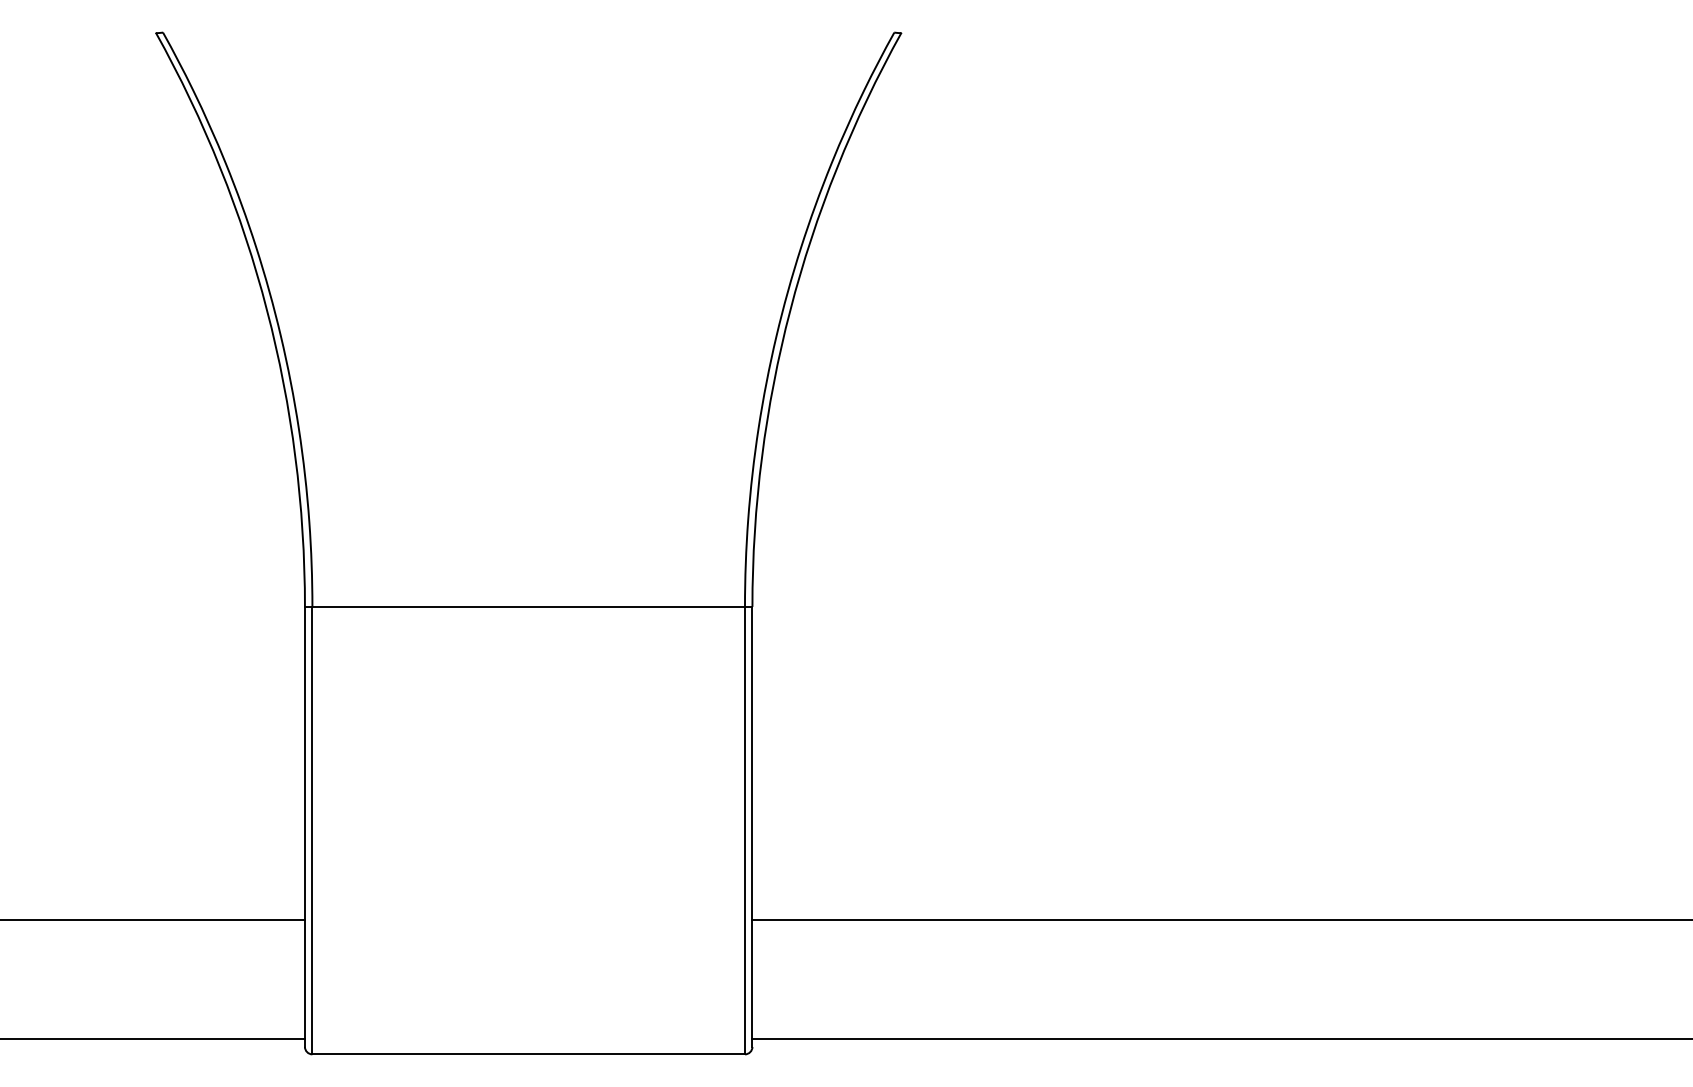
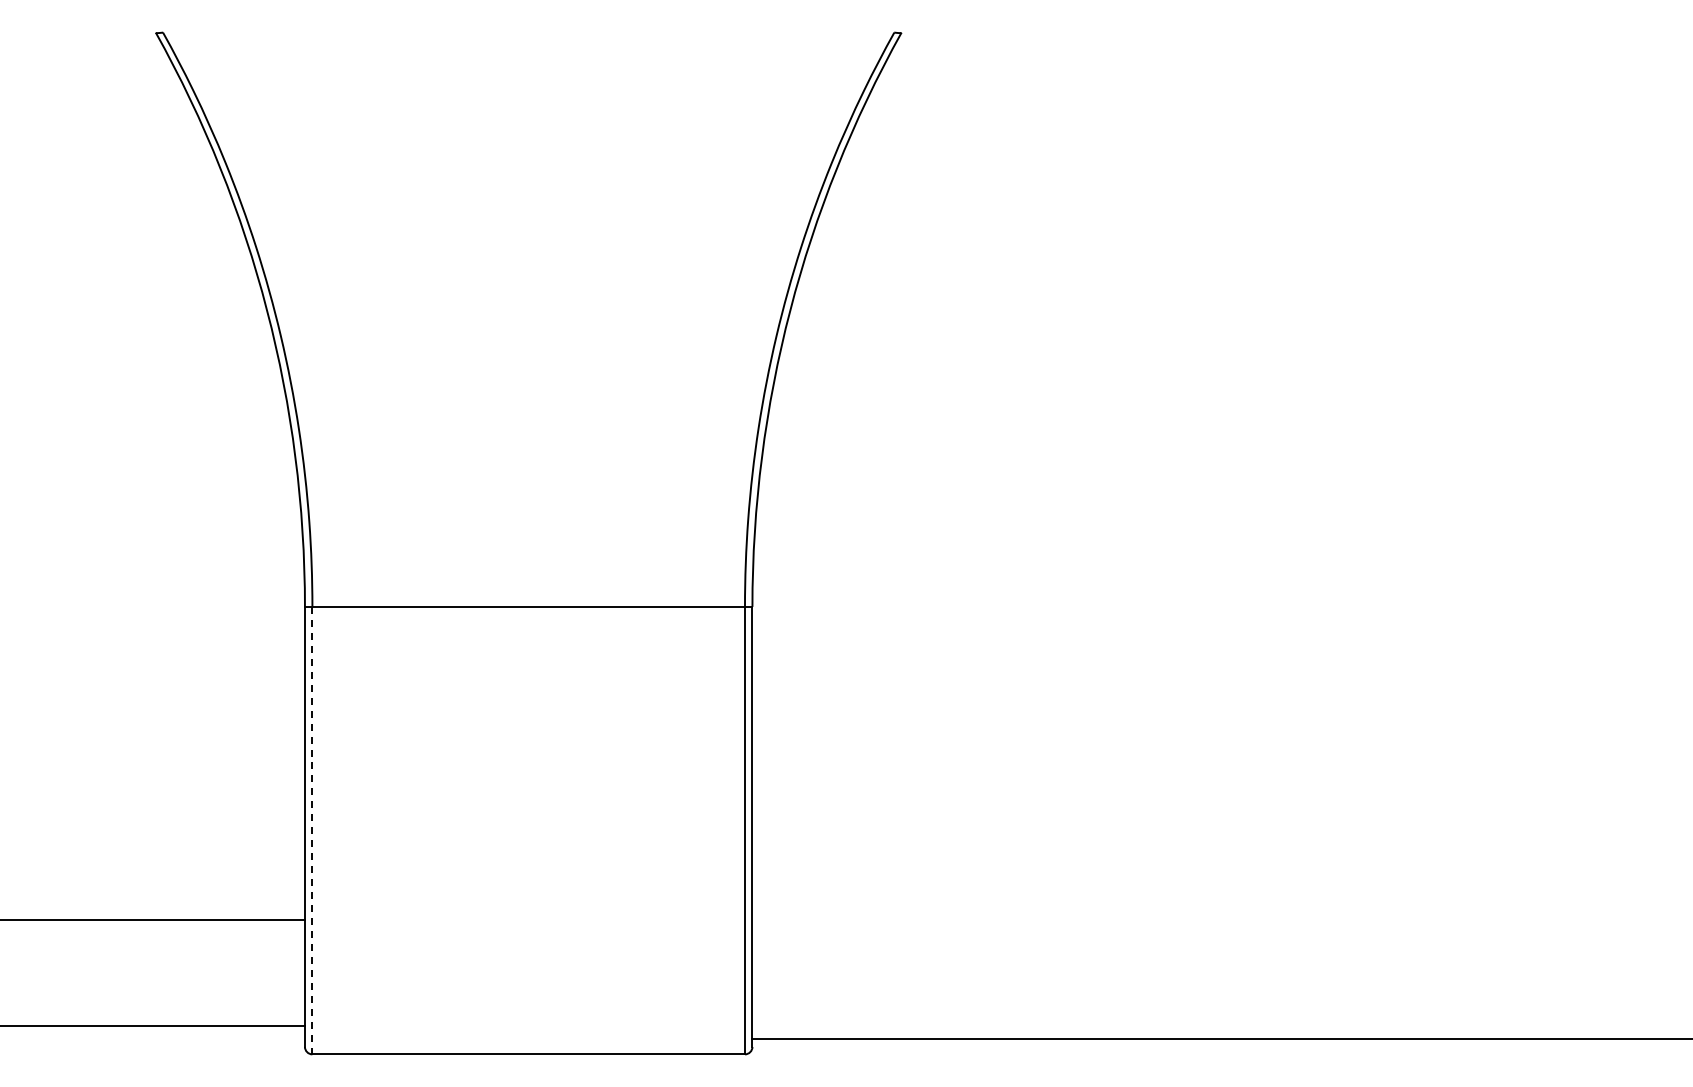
line: solid -> dashed (312, 830)
line: present -> none (1220, 920)
line position: (153, 1039) -> (153, 1026) (153, 1026)
